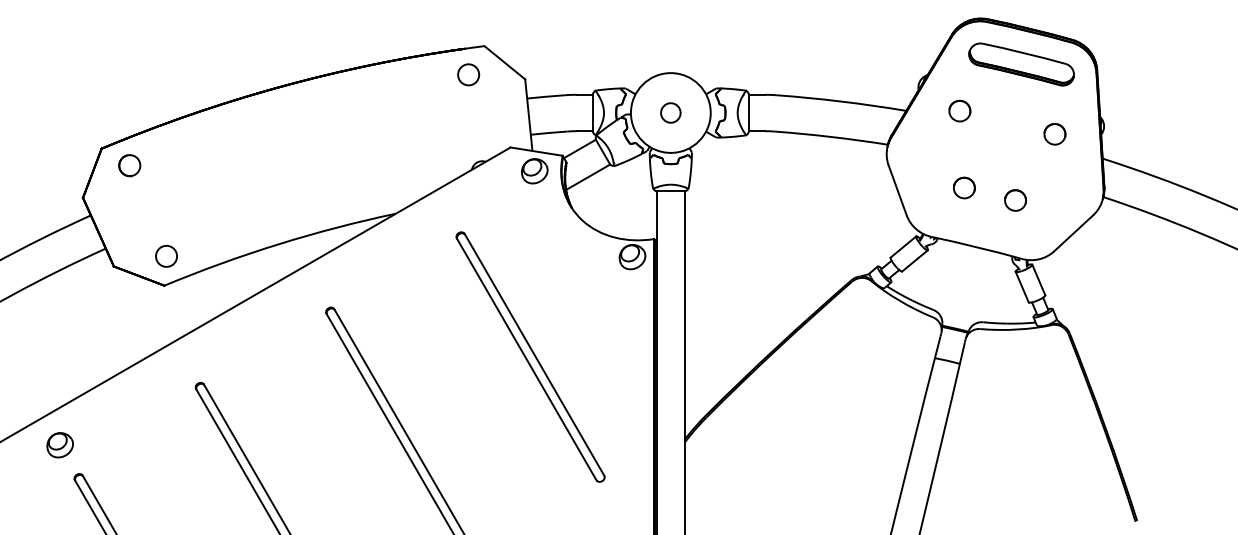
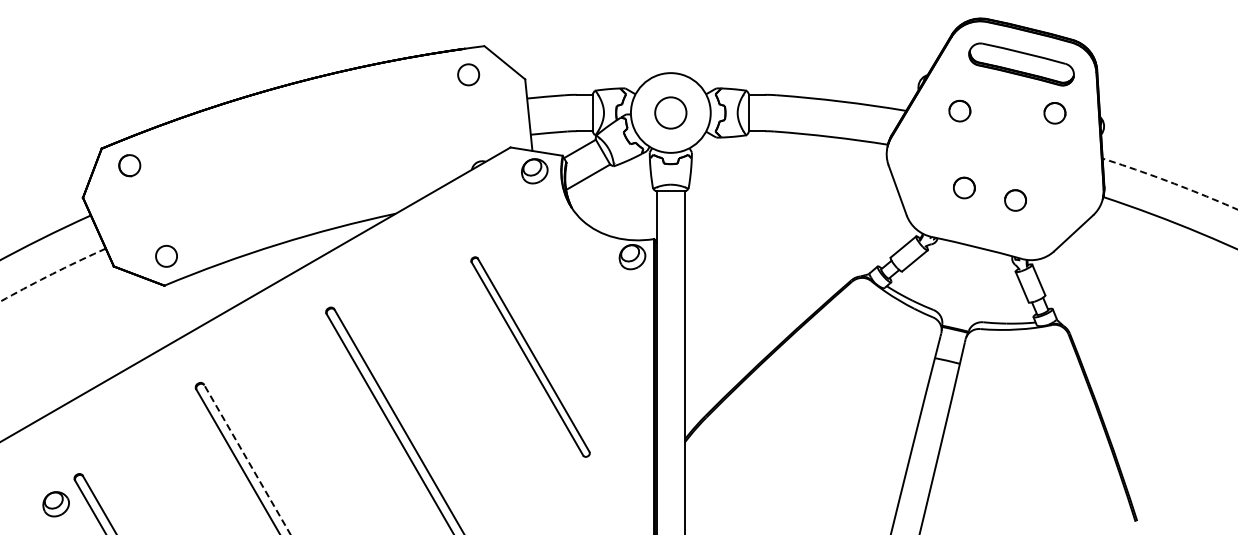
circle diameter: 20 px -> 31 px (670, 112)
part position: (1054, 134) -> (1054, 113) (1054, 113)
arc: solid -> dashed (1170, 182)
arc: solid -> dashed (52, 274)
part size: 151x252 px -> 121x202 px (530, 356)
part position: (59, 445) -> (55, 504) (55, 504)
line: solid -> dashed (247, 459)
